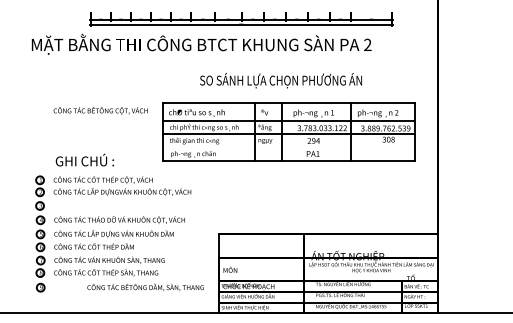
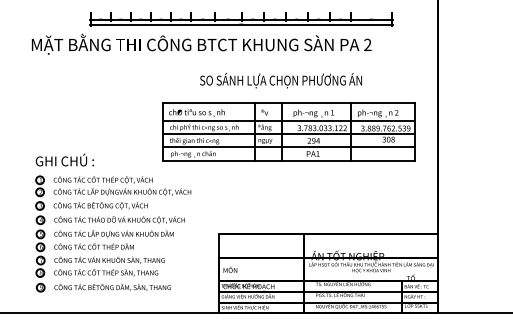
text position: (100, 110) -> (100, 205) (100, 205)
line: none -> present (288, 147)
text position: (84, 159) -> (64, 159) (64, 159)
text position: (145, 287) -> (112, 287) (112, 287)
